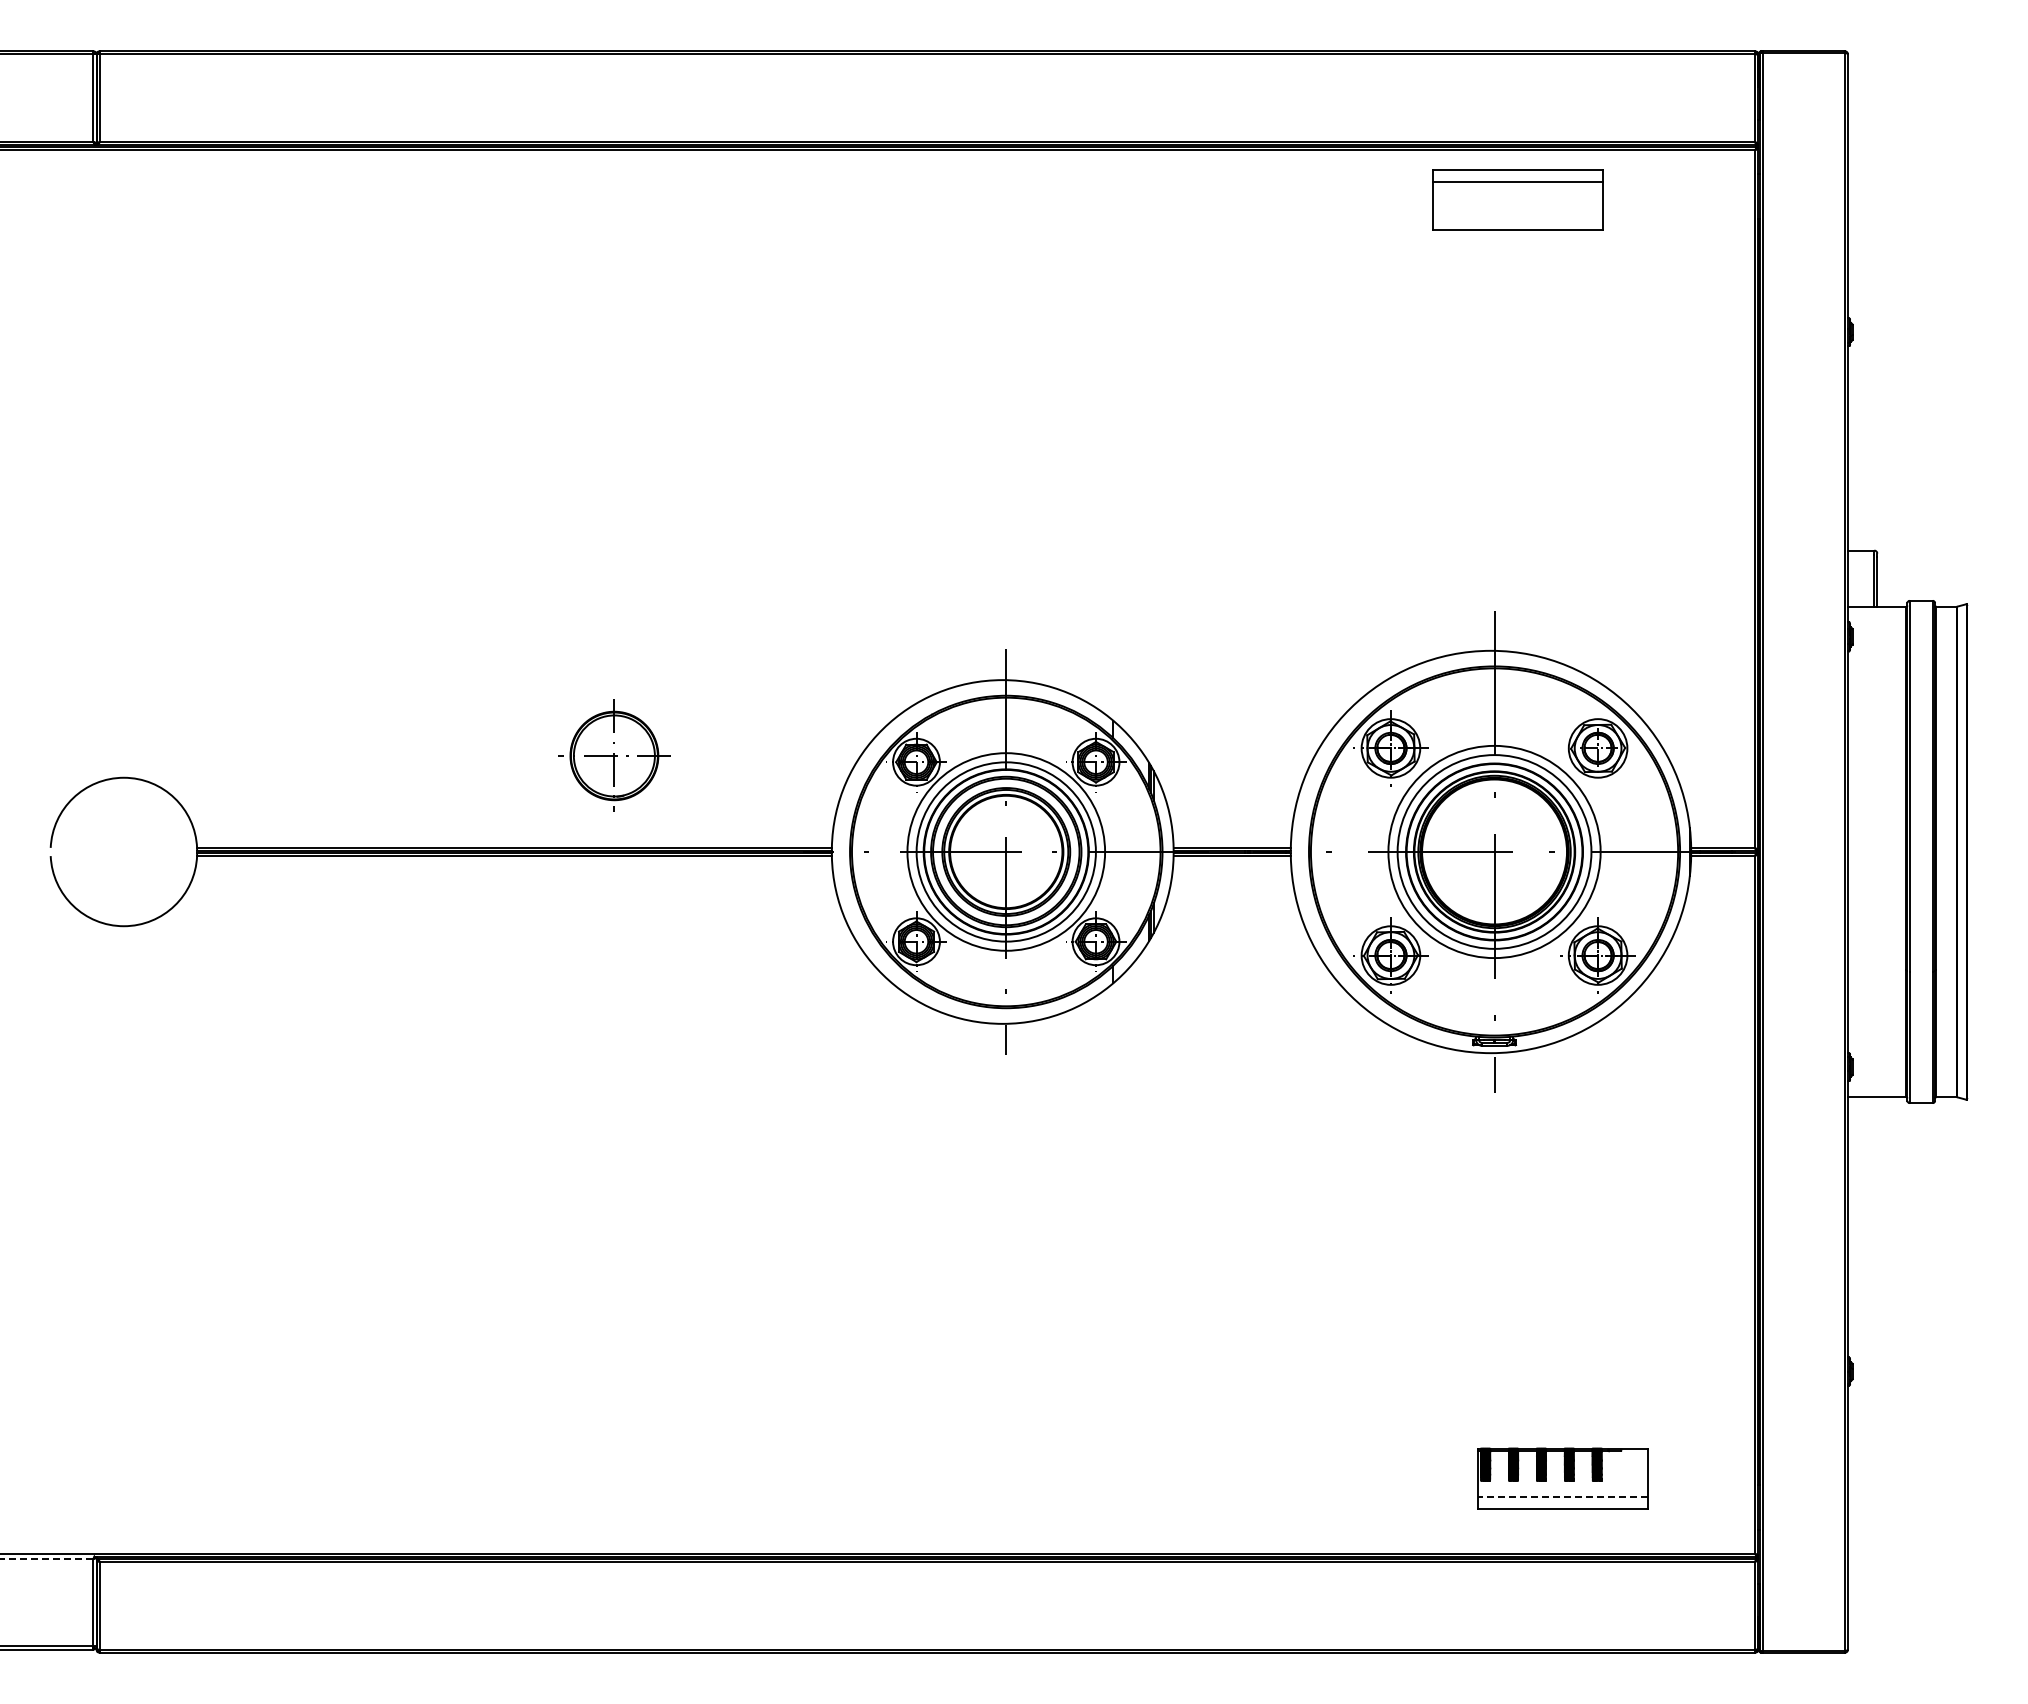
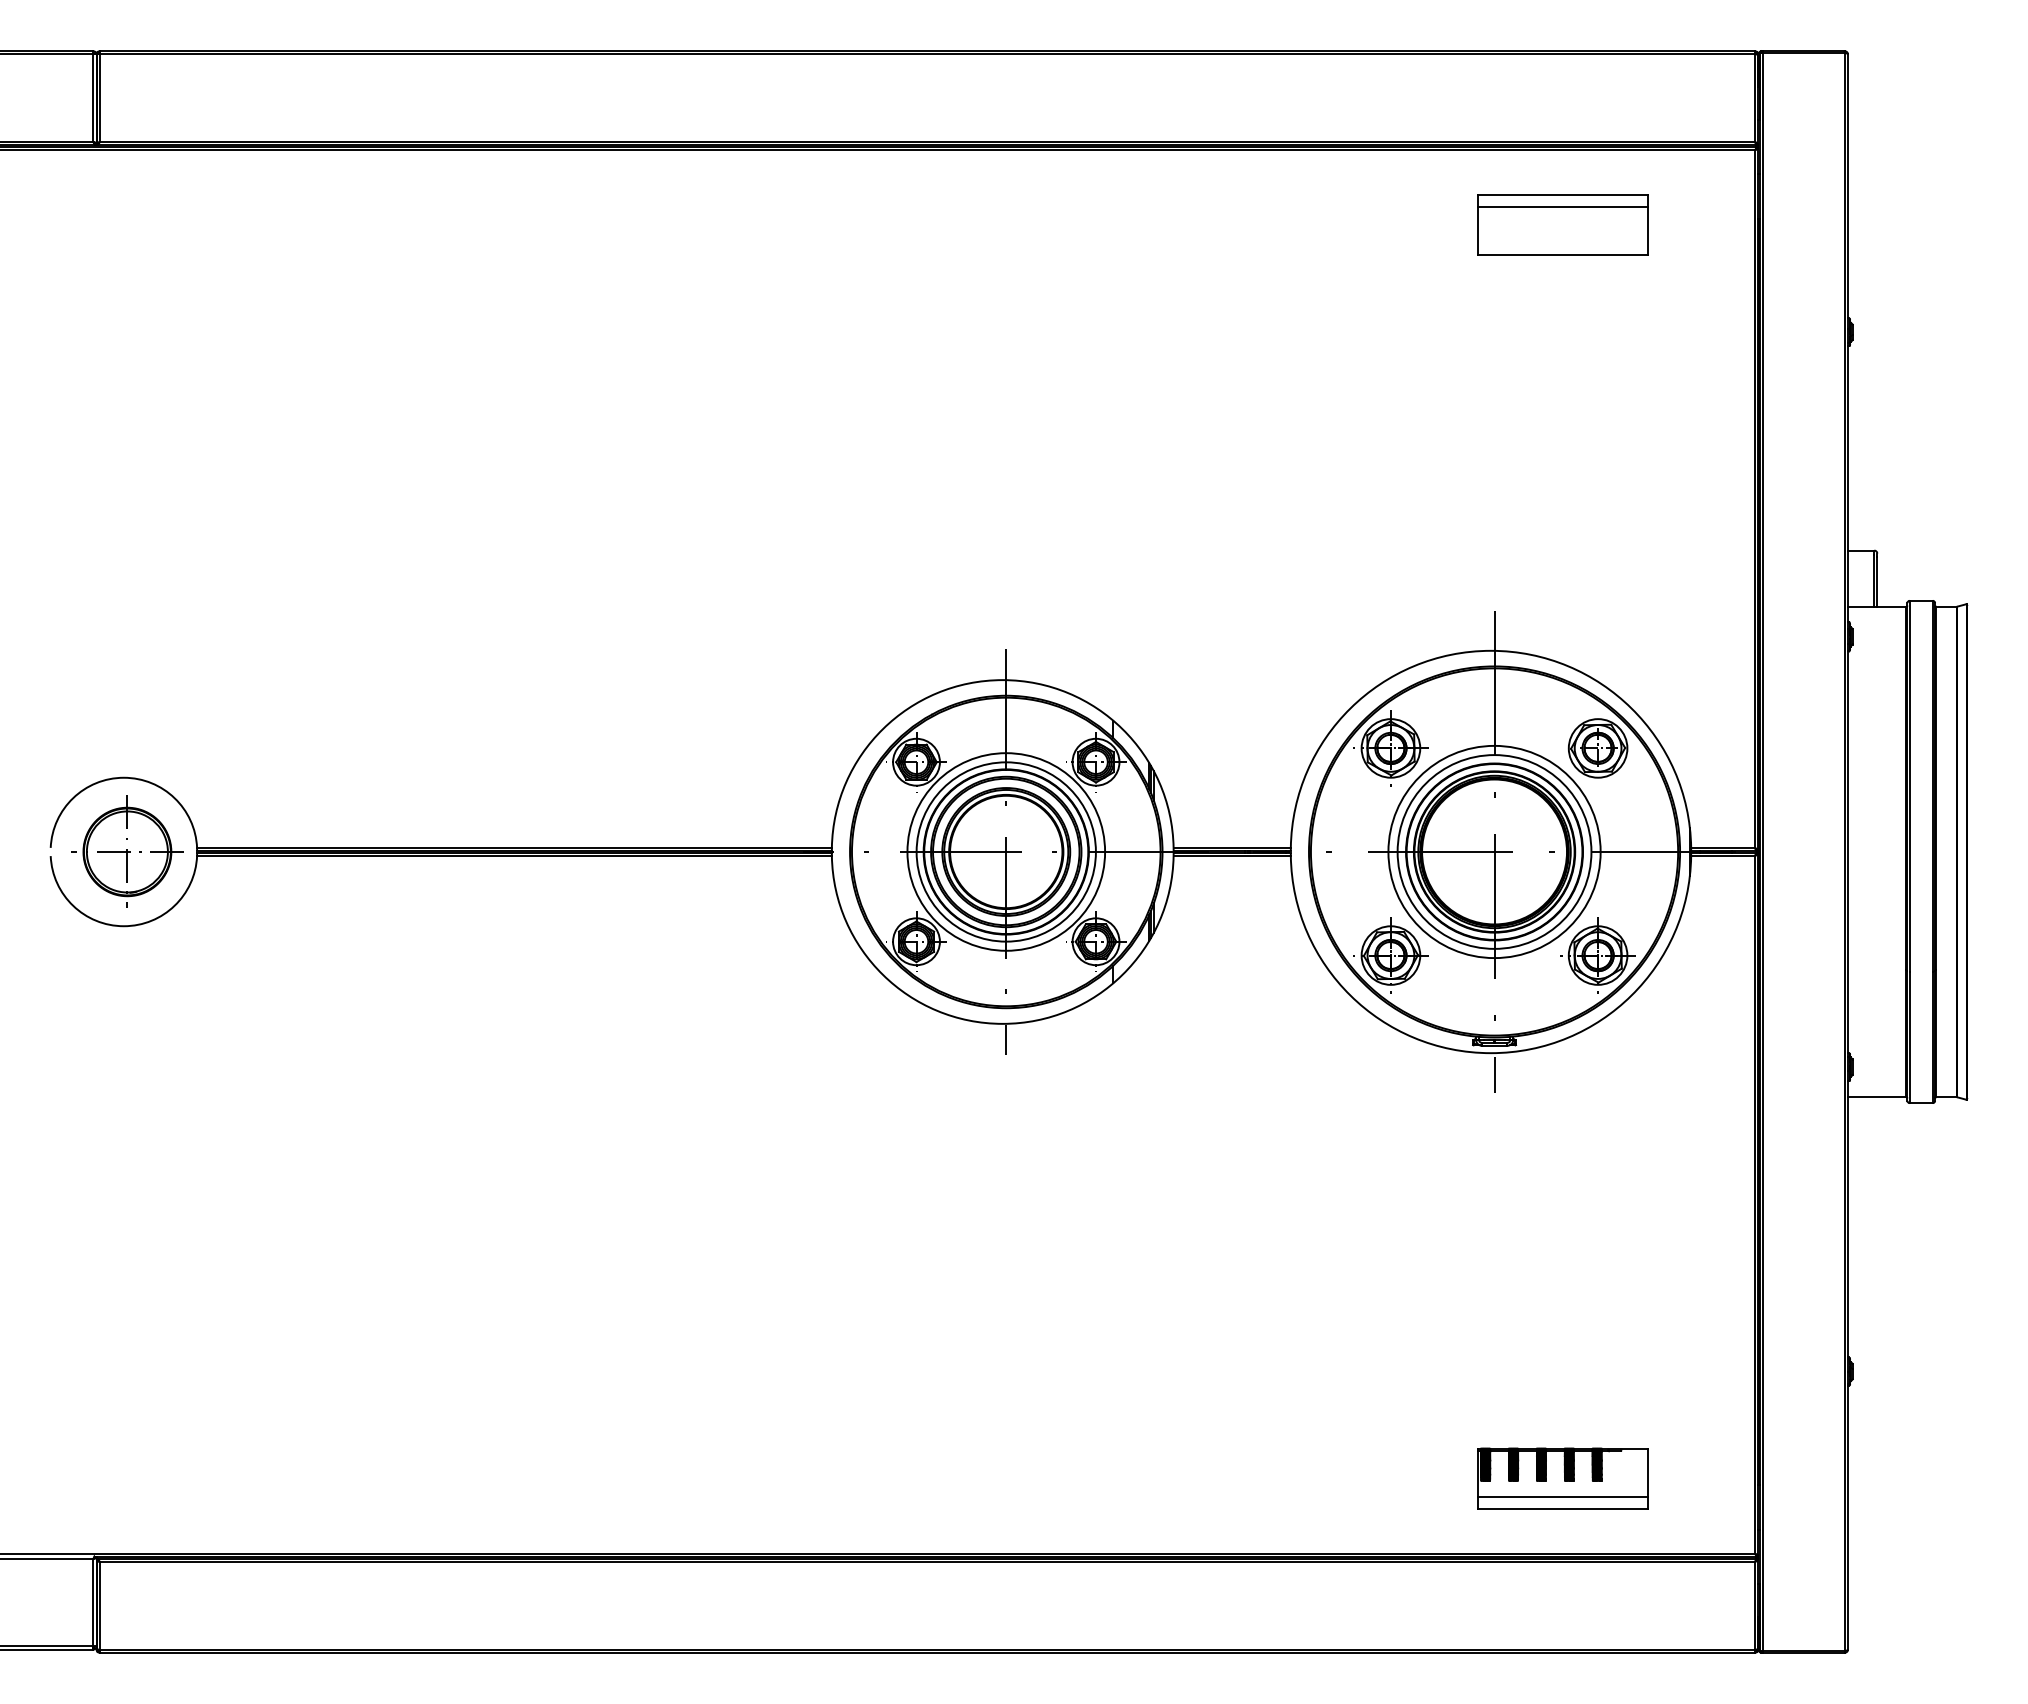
part position: (1517, 199) -> (1562, 224) (1562, 224)
part position: (614, 755) -> (127, 851) (127, 851)
line: dashed -> solid (1562, 1497)
line: dashed -> solid (46, 1558)
